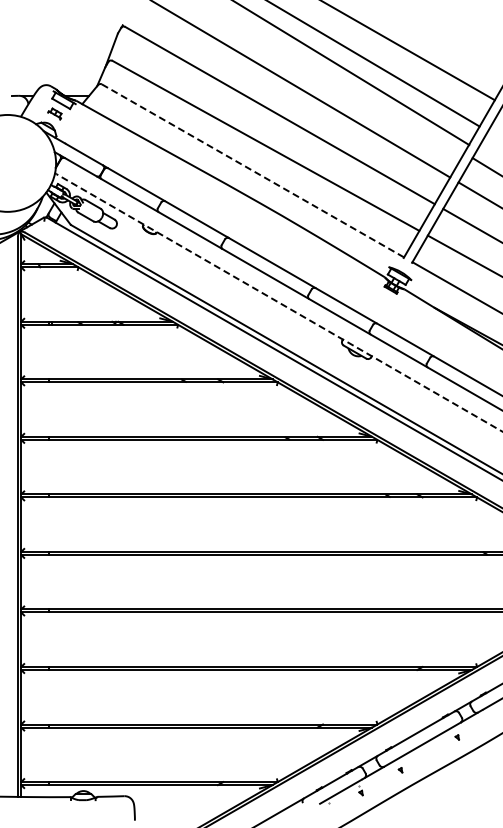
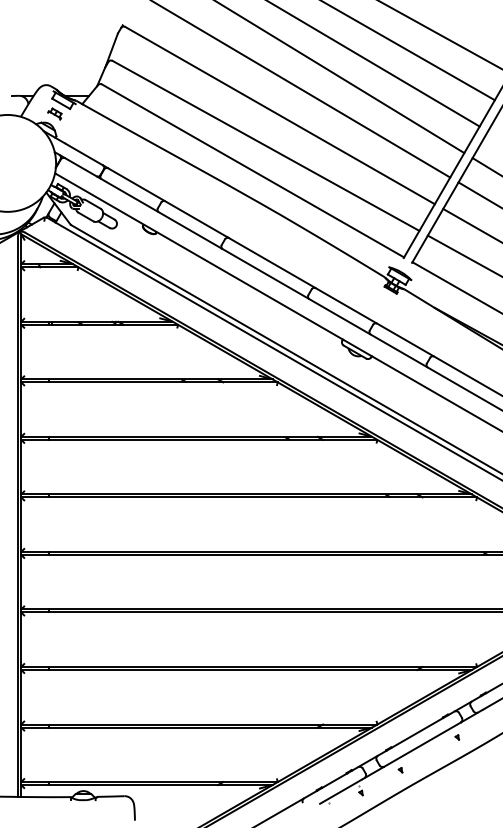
line: none -> present (440, 34)
line position: (352, 73) -> (340, 77) (340, 77)
line: dashed -> solid (253, 171)
line: dashed -> solid (279, 302)
